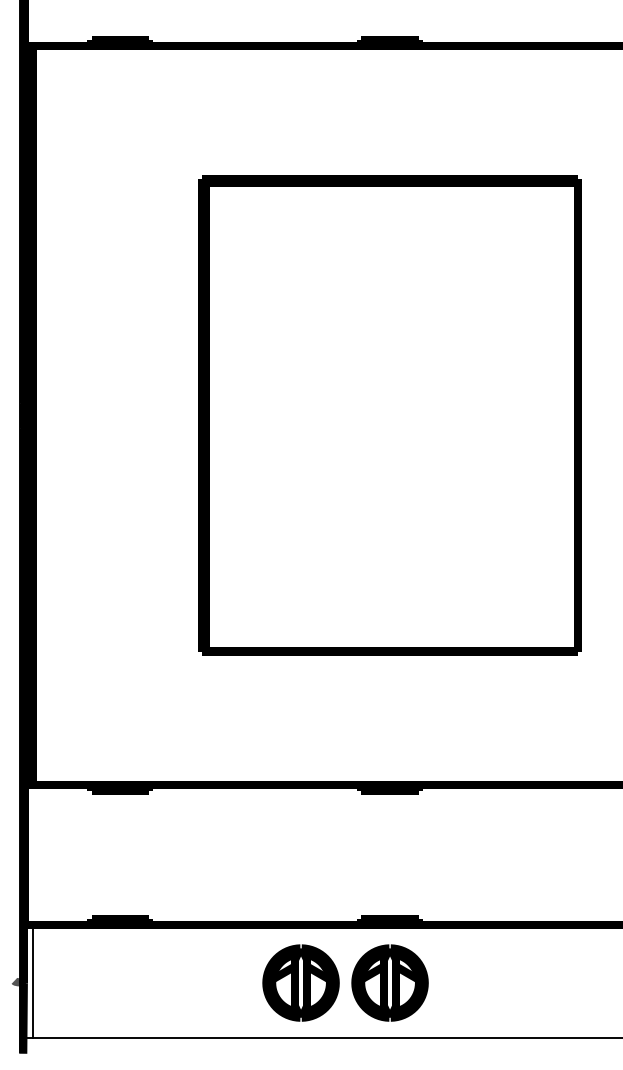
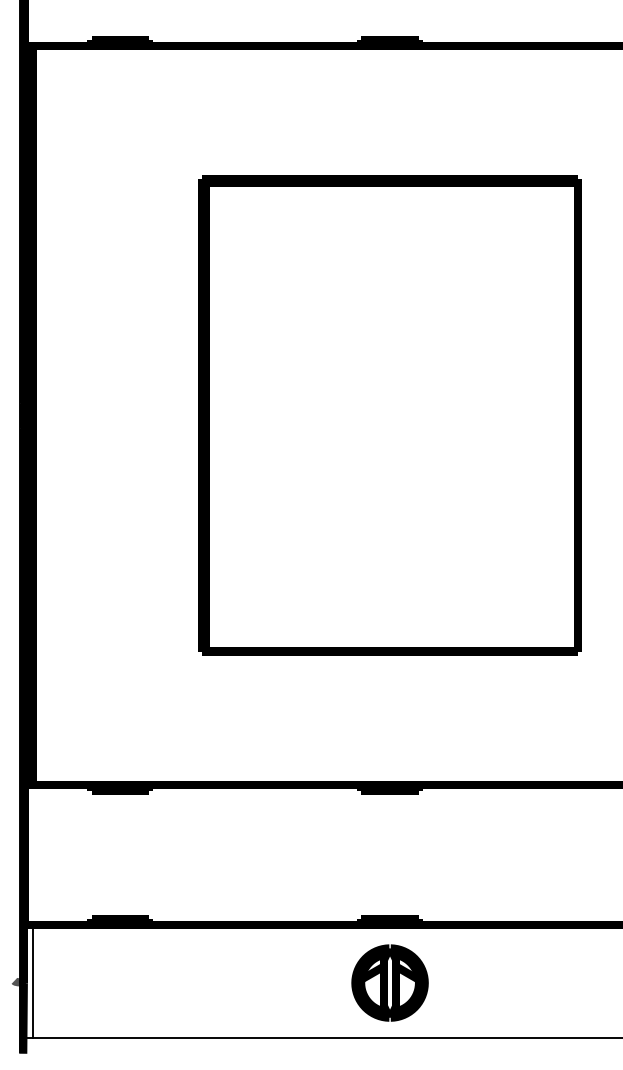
part: present -> none (300, 982)
